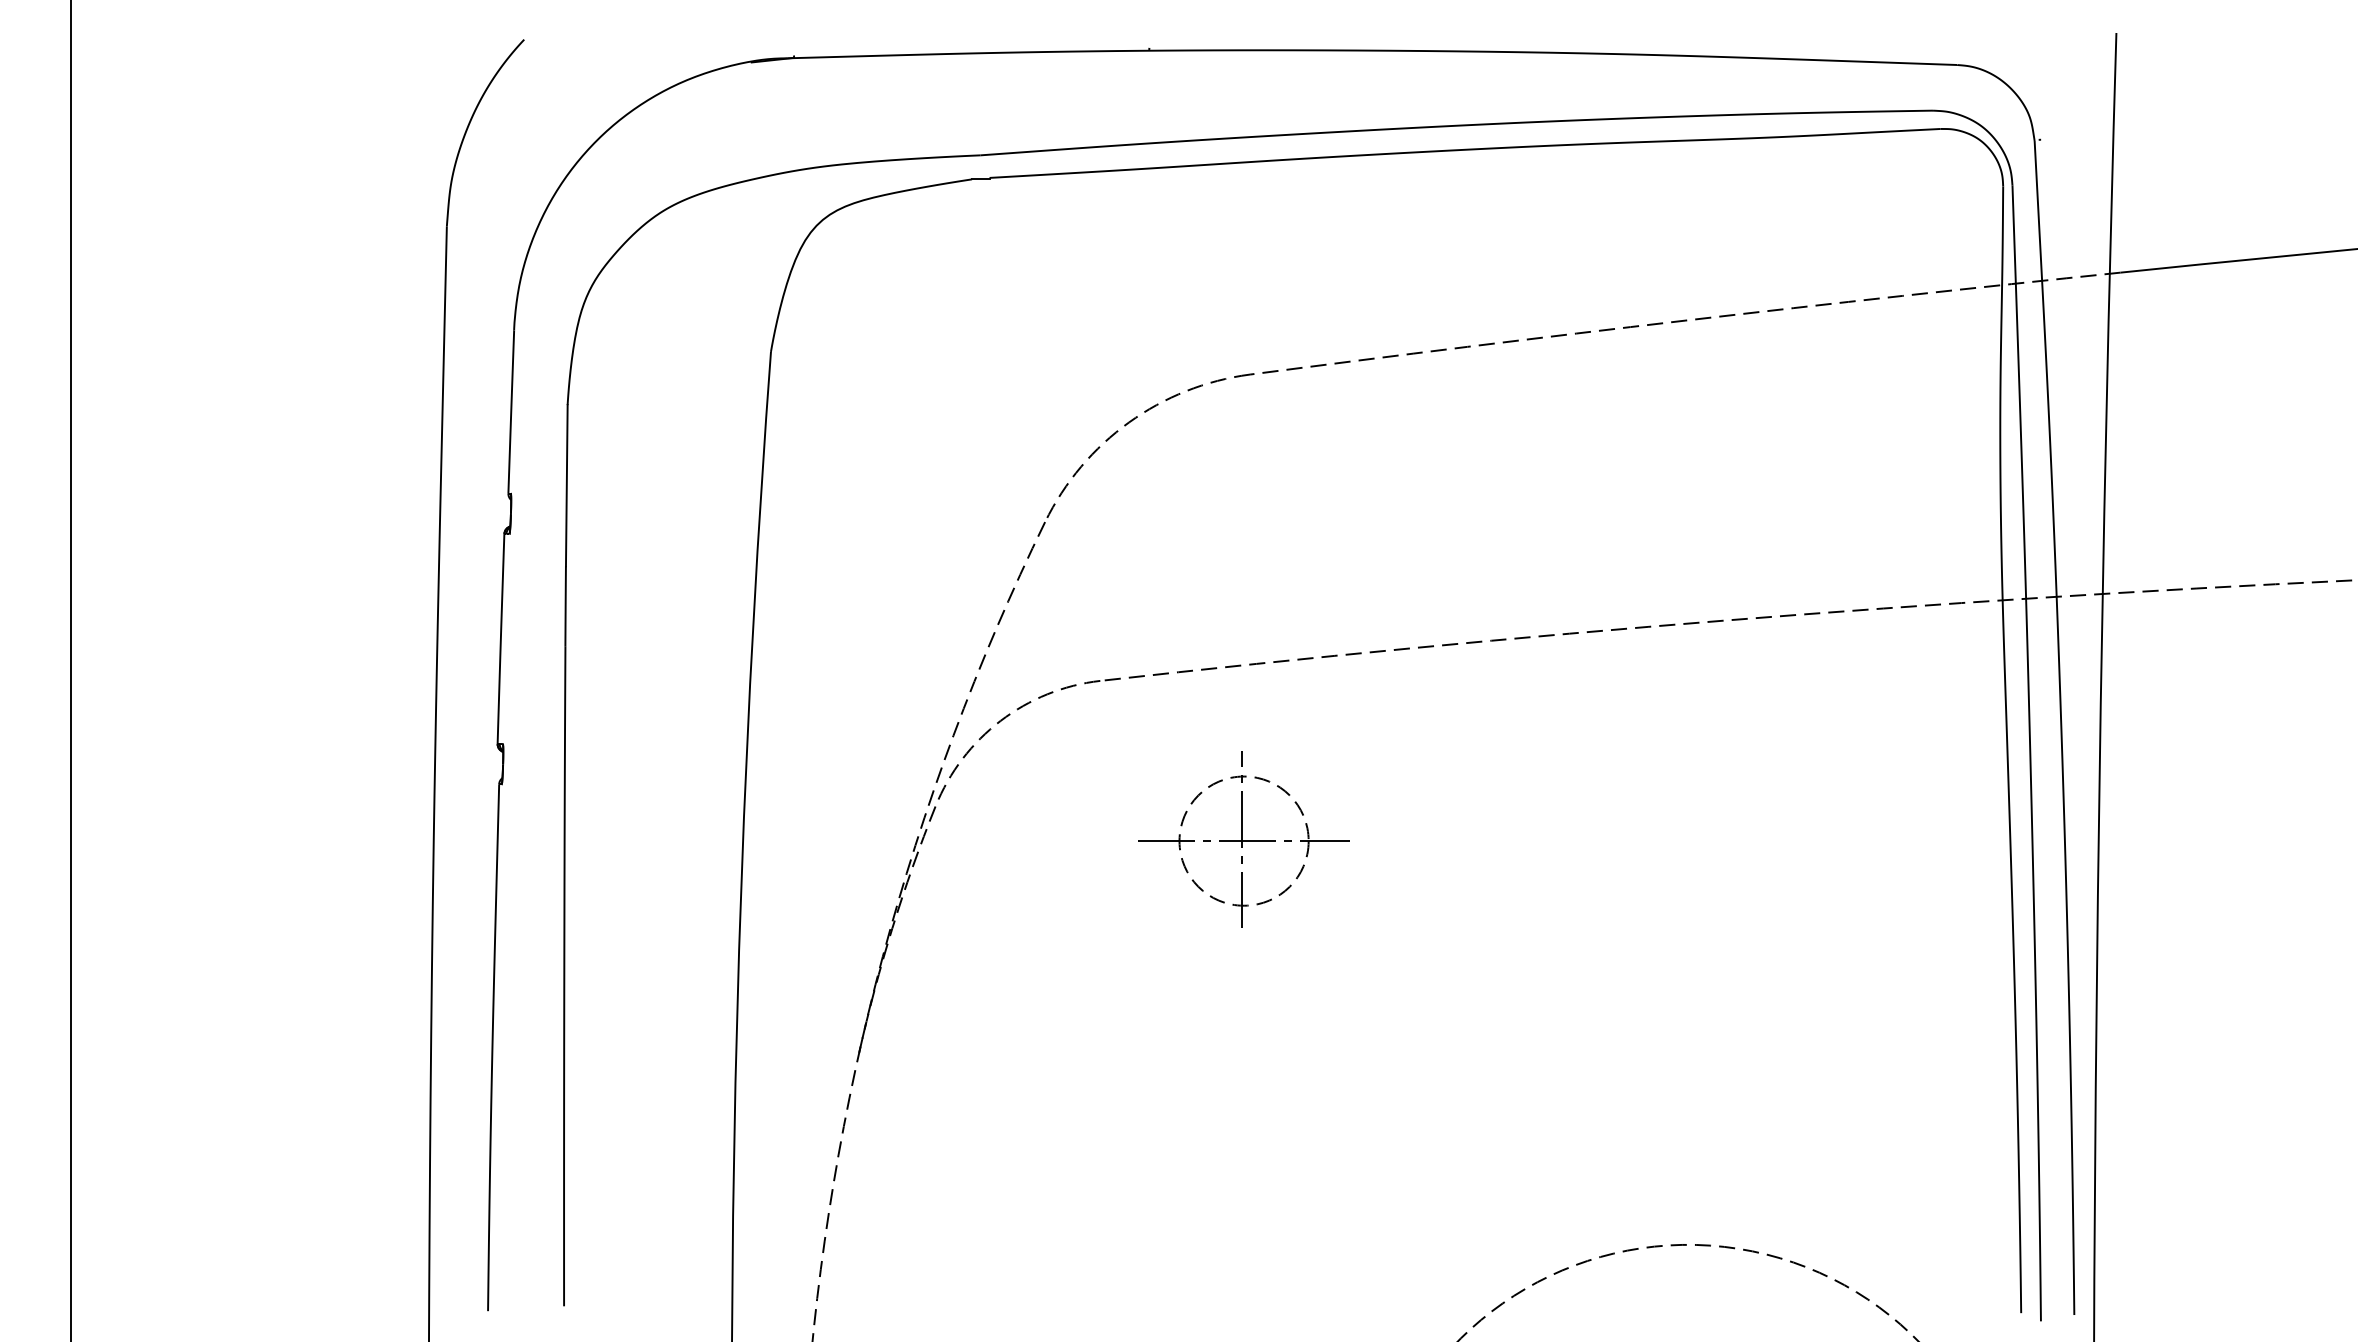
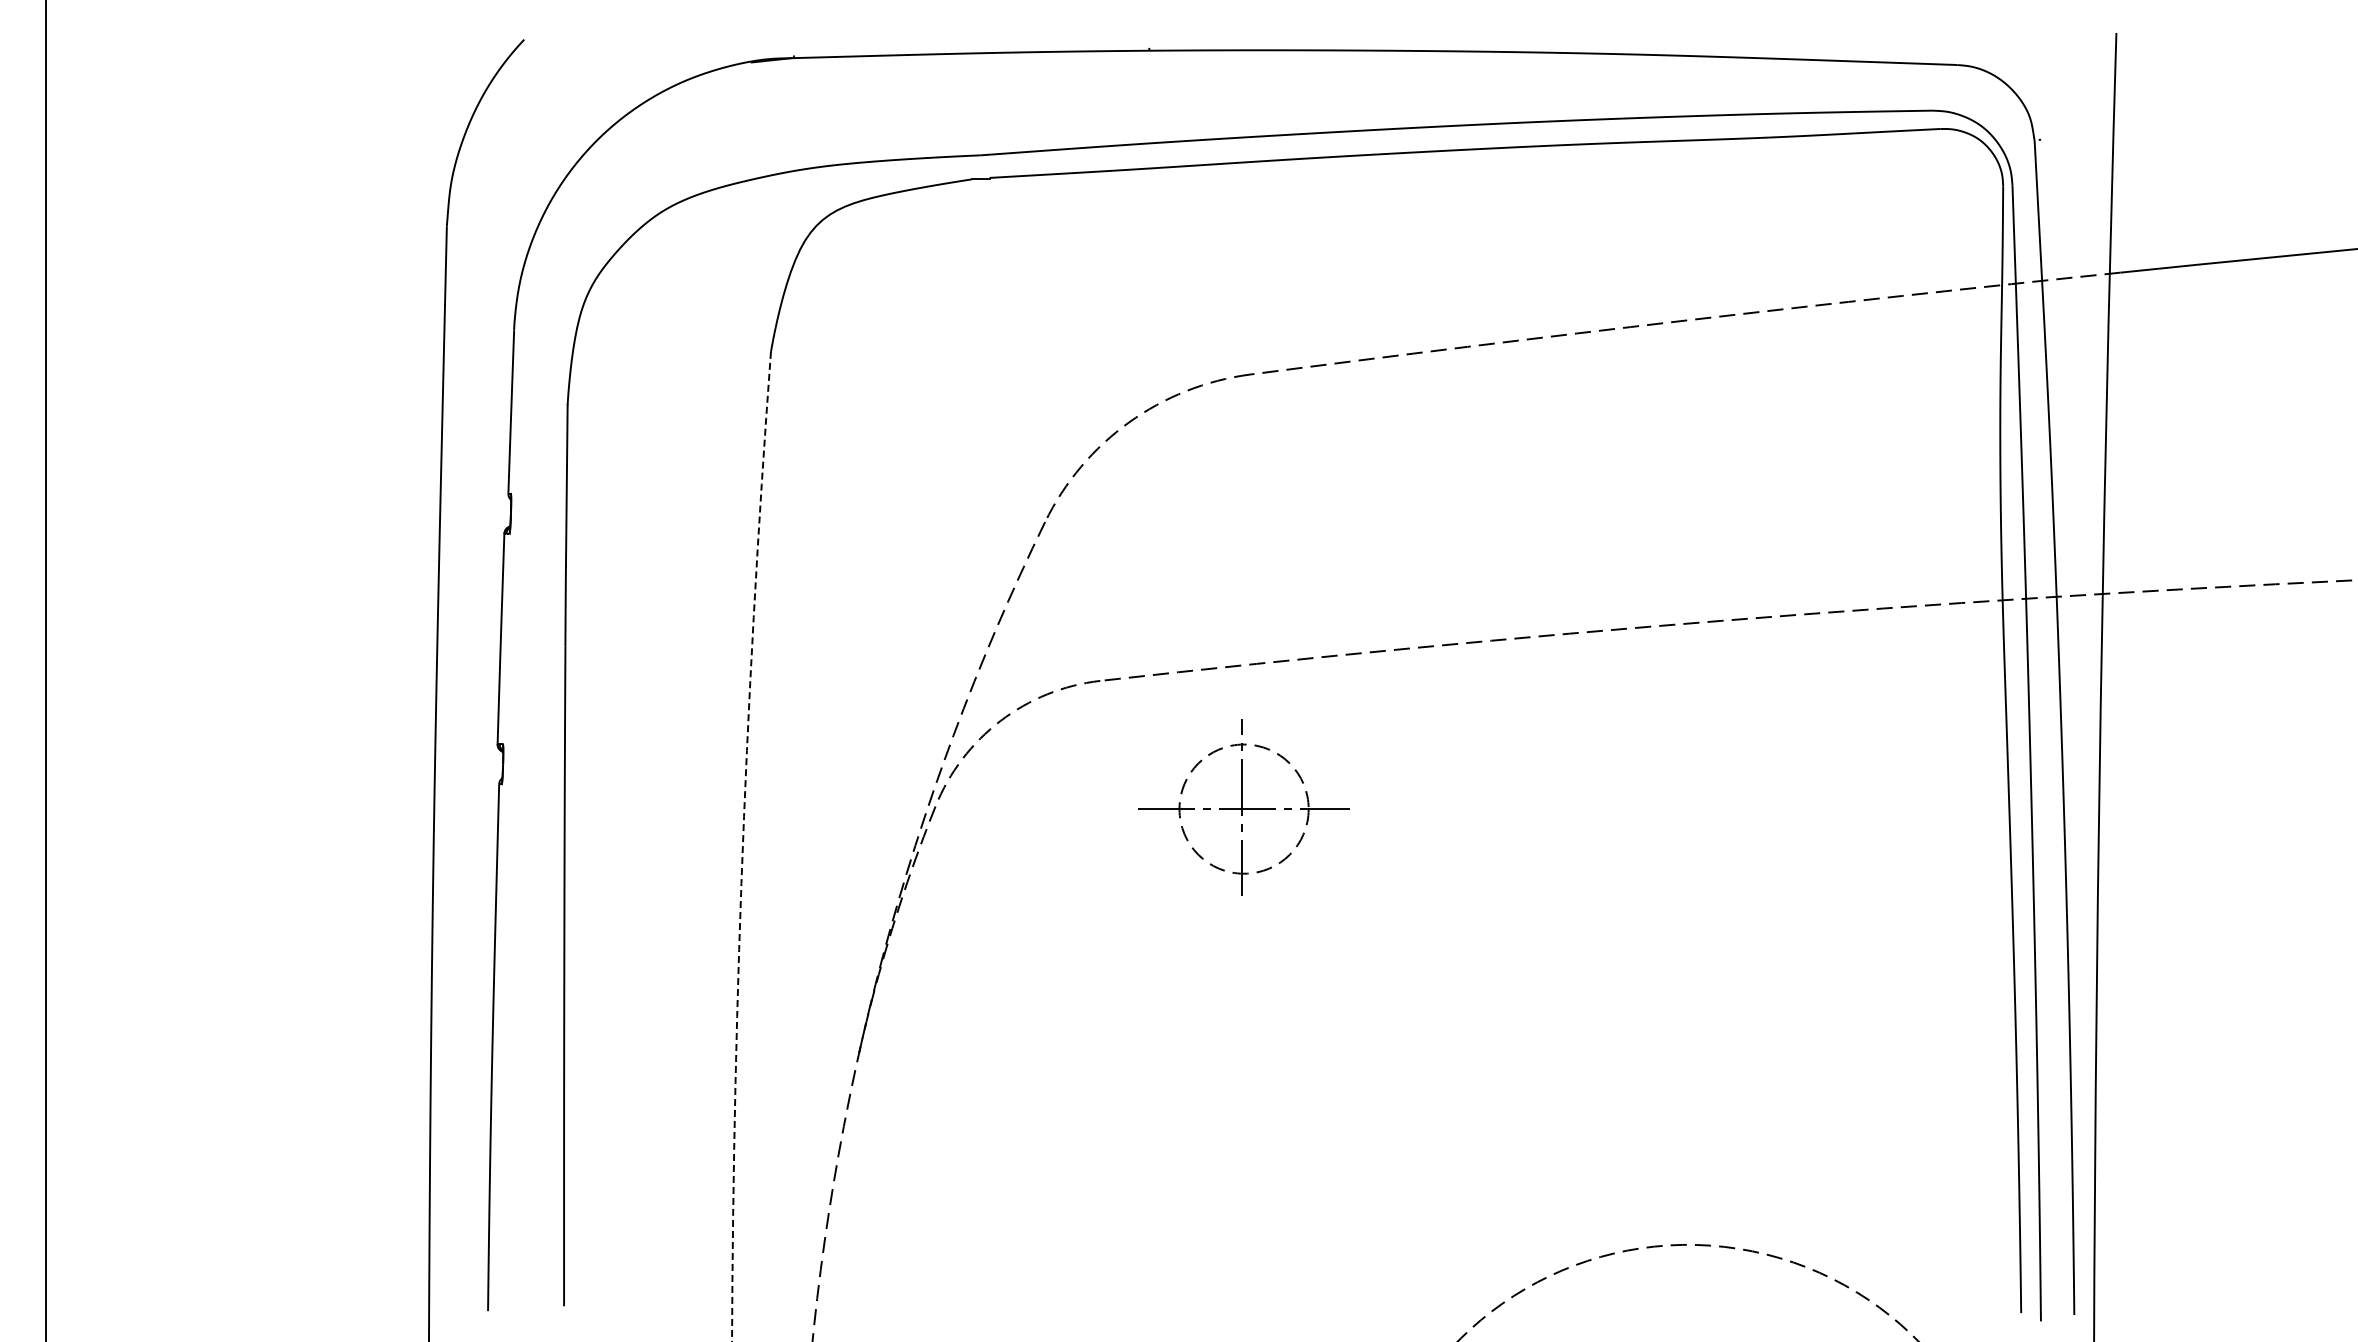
line position: (70, 670) -> (45, 670) (45, 670)
part position: (1243, 839) -> (1243, 807) (1243, 807)
arc: solid -> dashed (742, 846)
